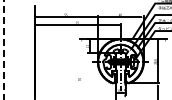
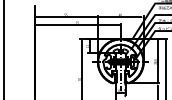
line: dashed -> solid (3, 50)
line: none -> present (81, 68)
line: none -> present (165, 68)
